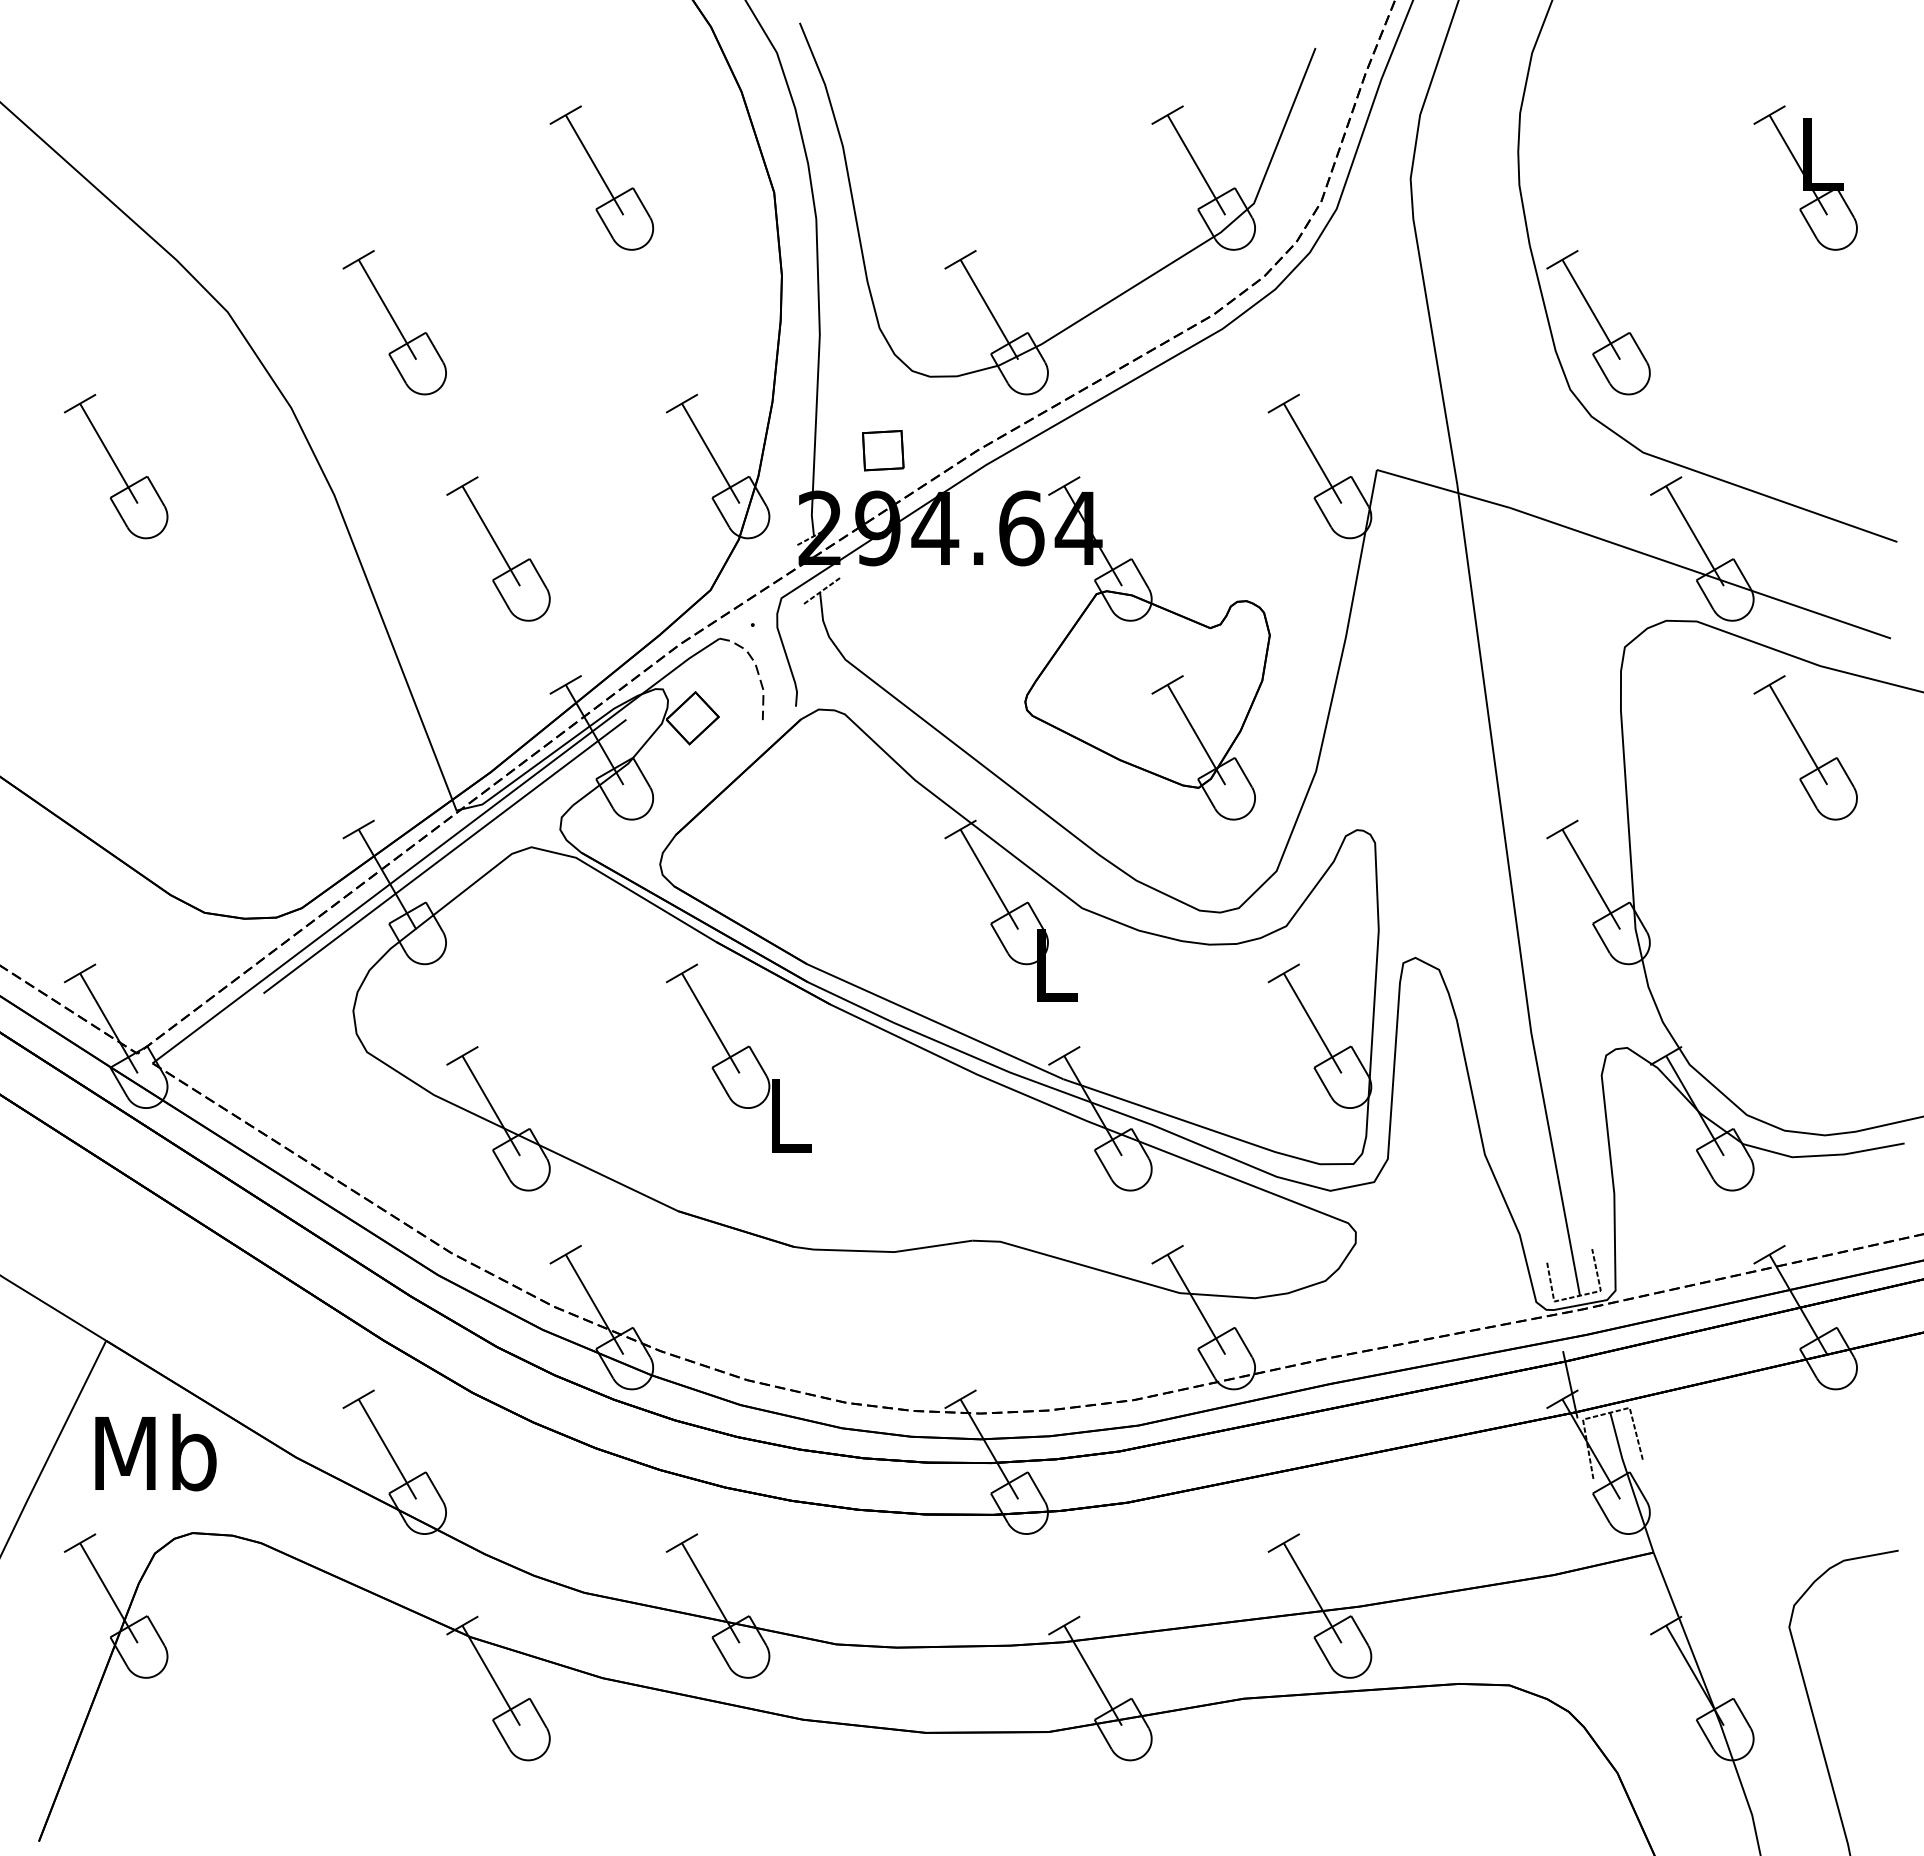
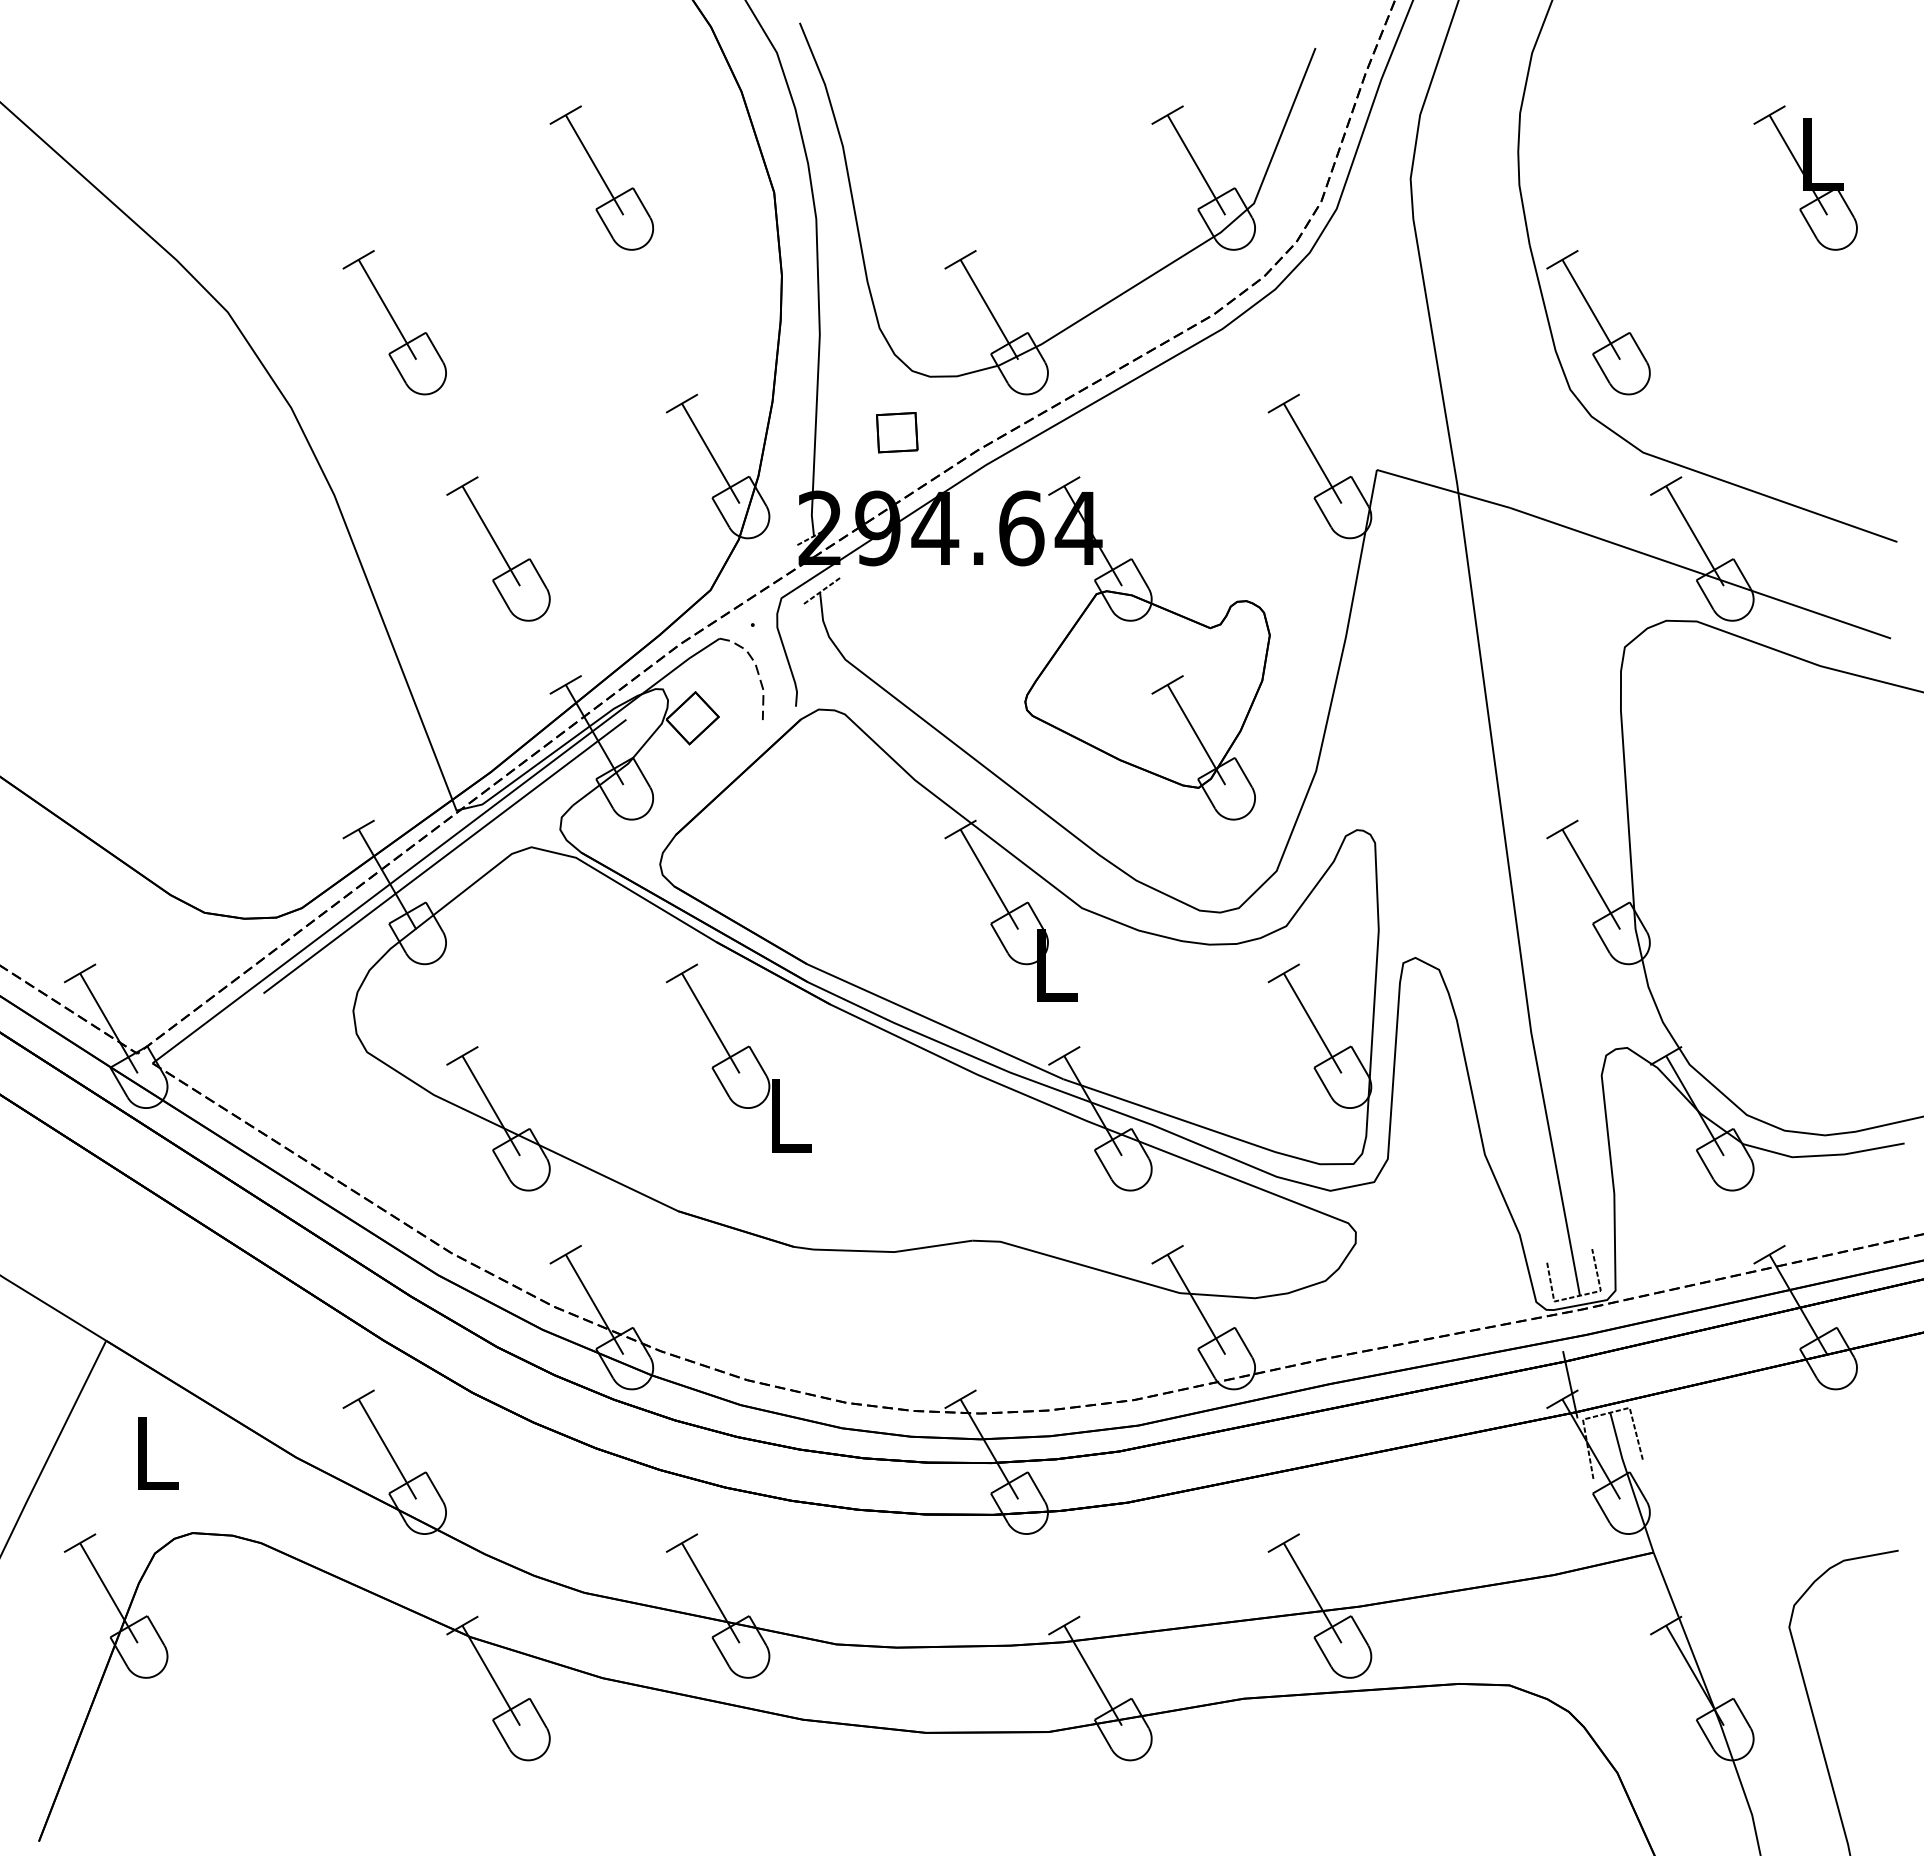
part position: (883, 450) -> (897, 432) (897, 432)
part: present -> none (116, 466)
part: present -> none (1805, 747)
text: Mb -> L (155, 1452)
